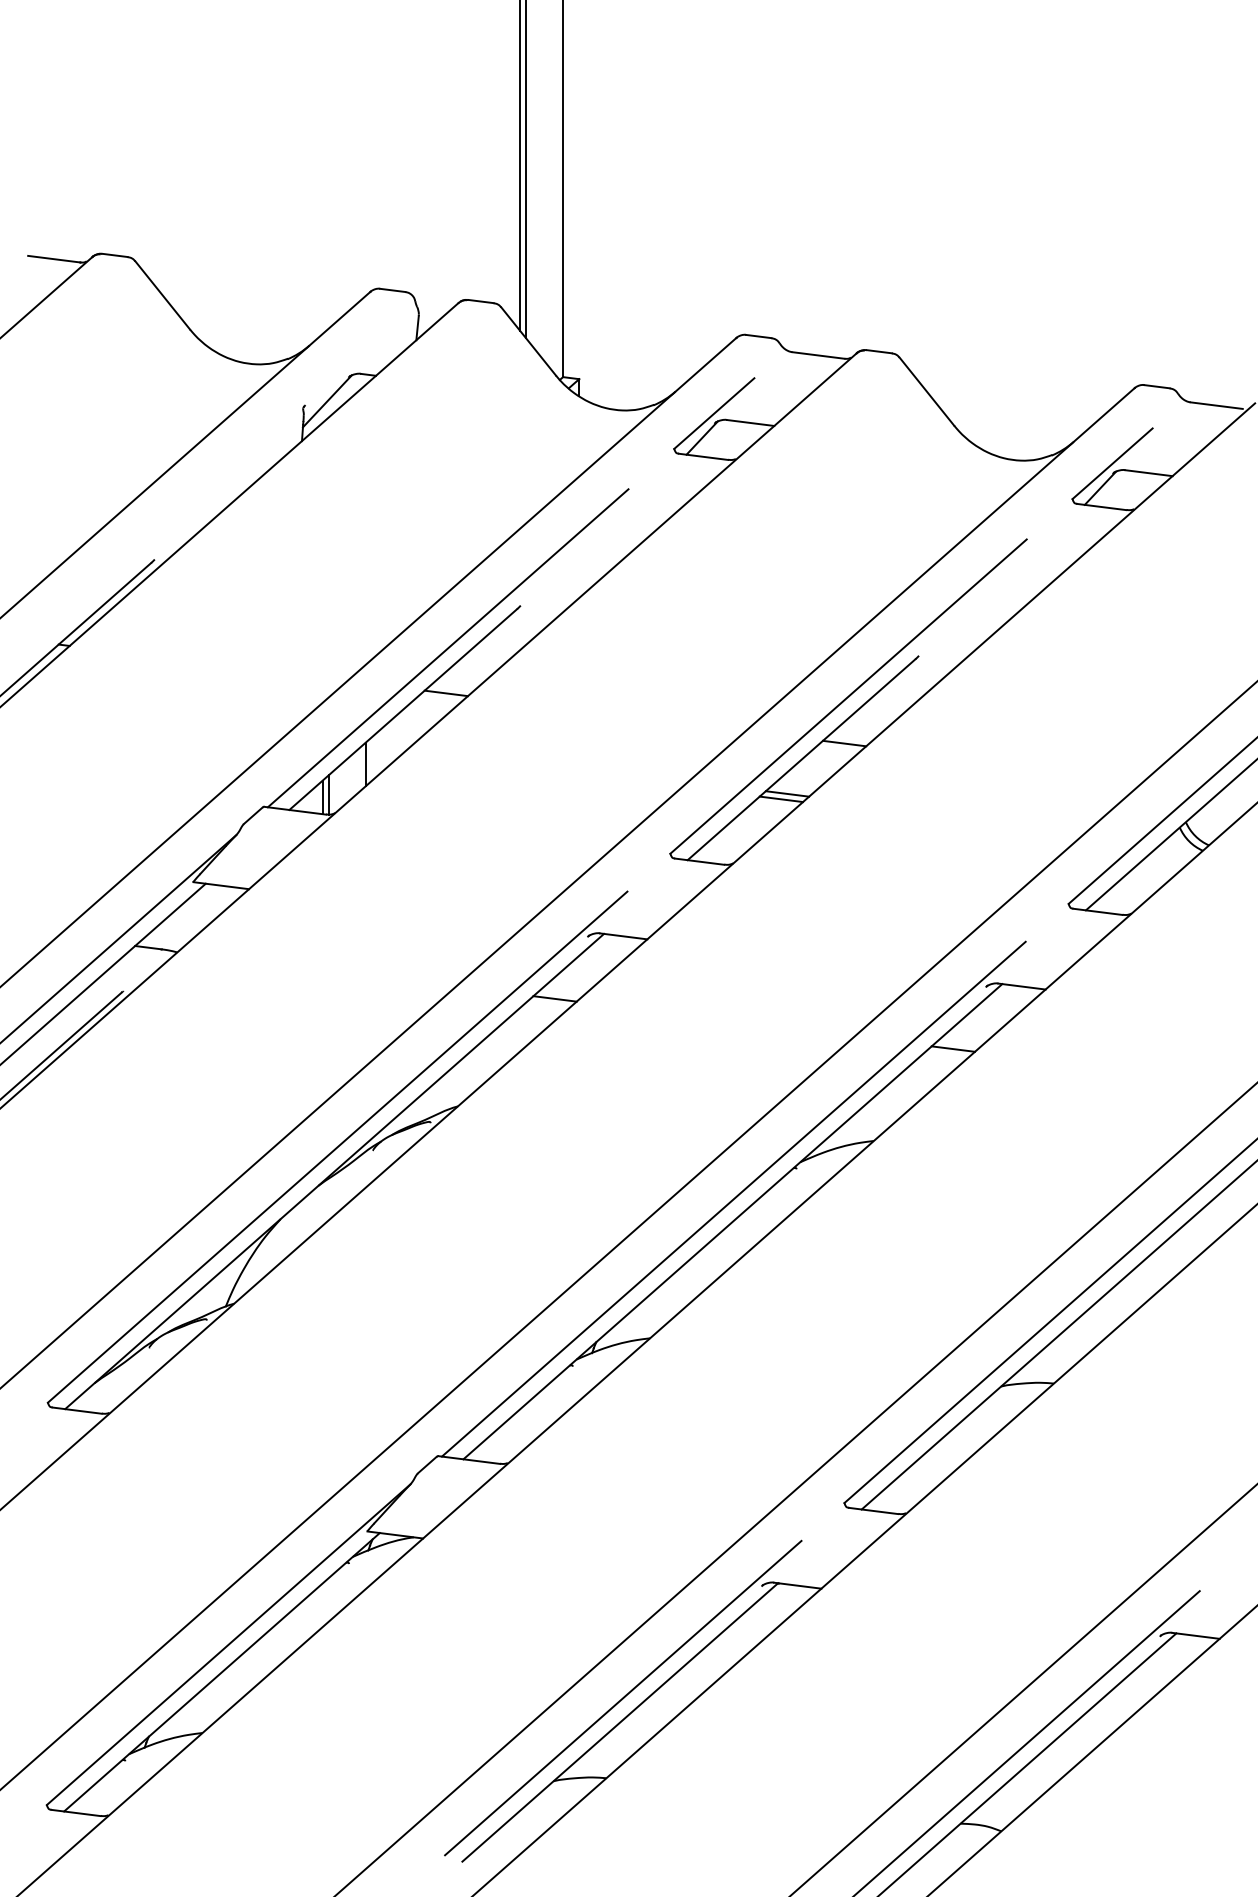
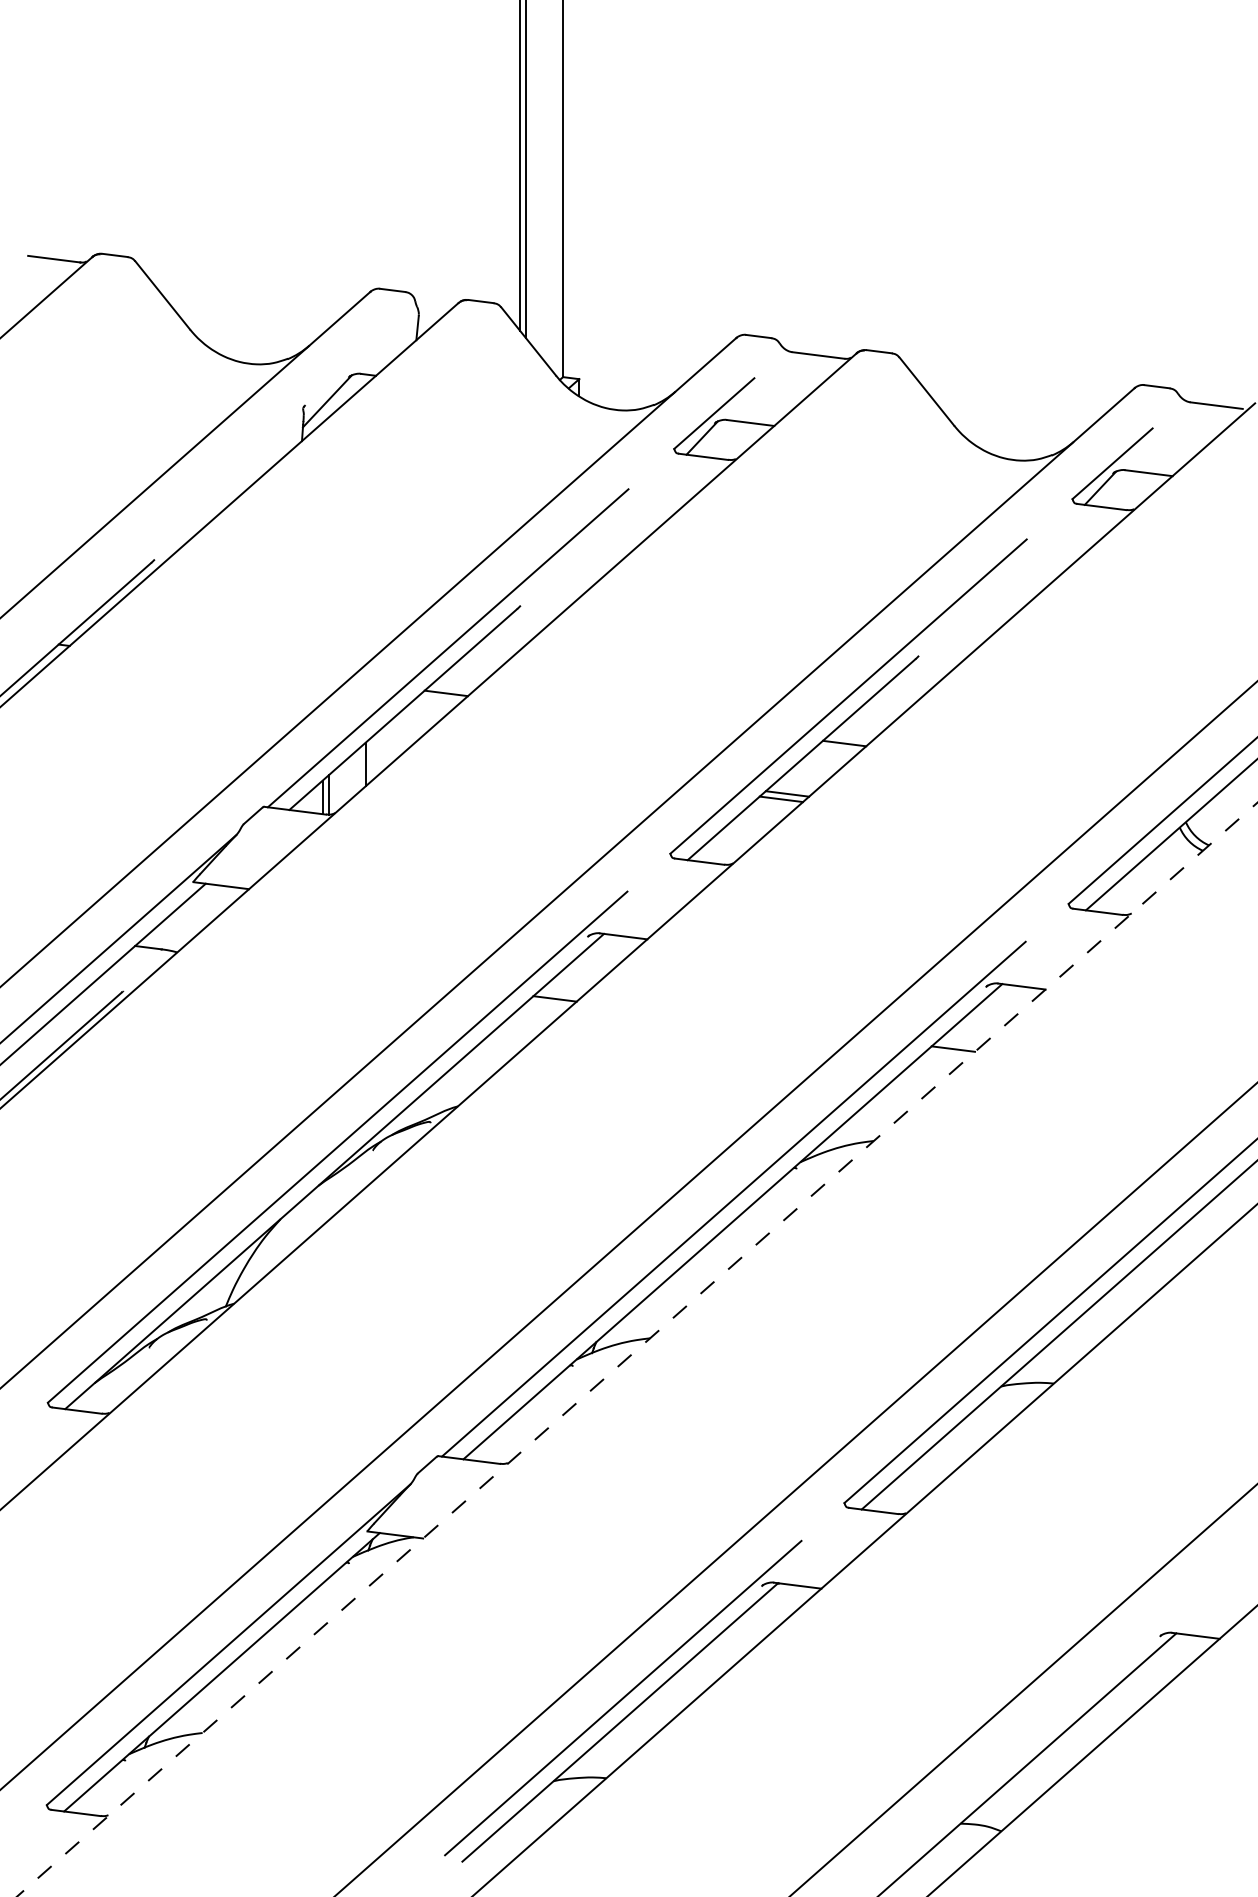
line: solid -> dashed (637, 1349)
line: present -> none (1027, 1742)
